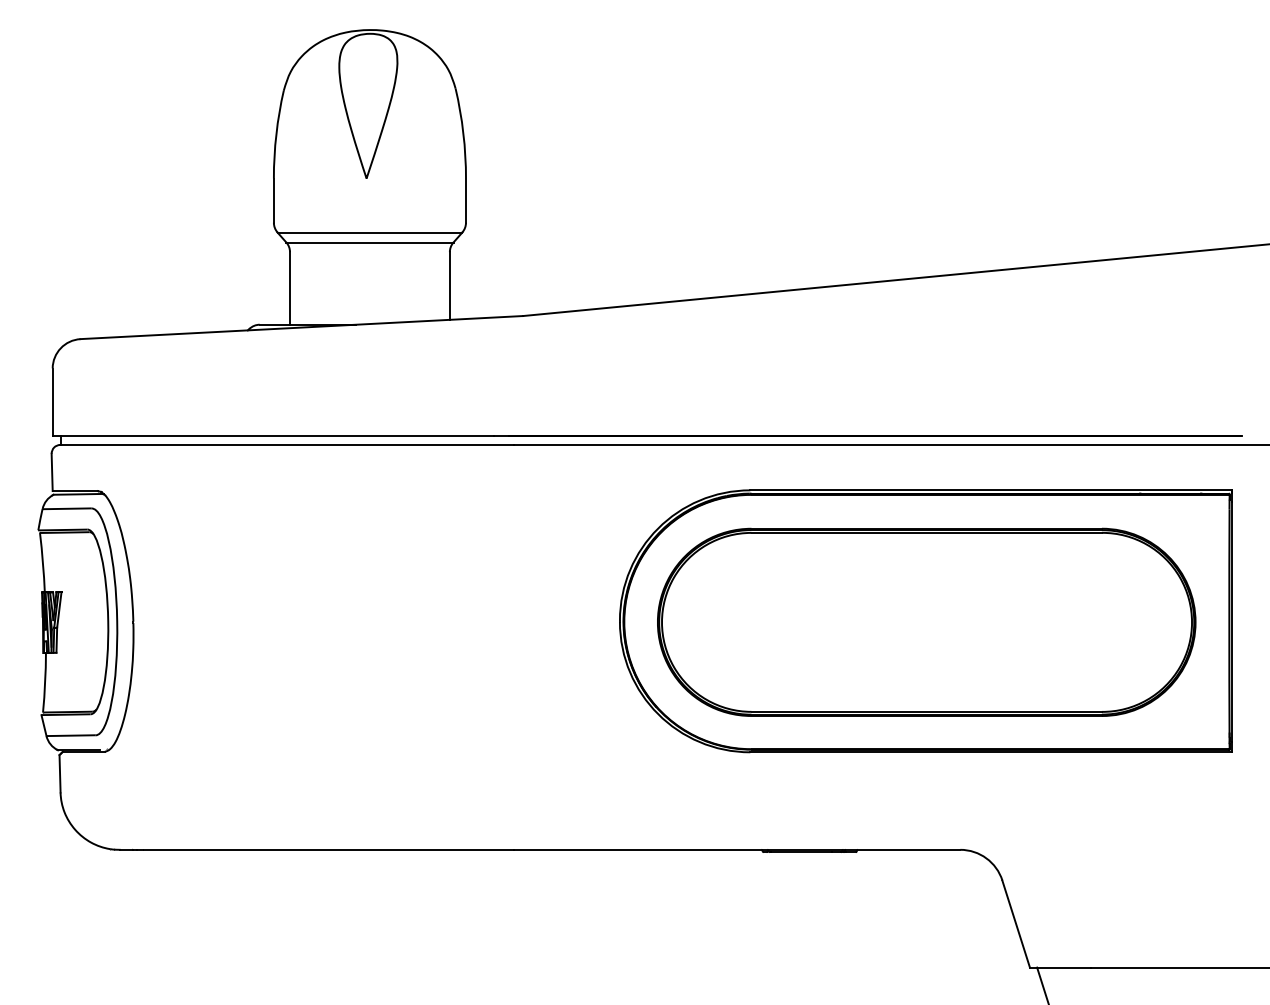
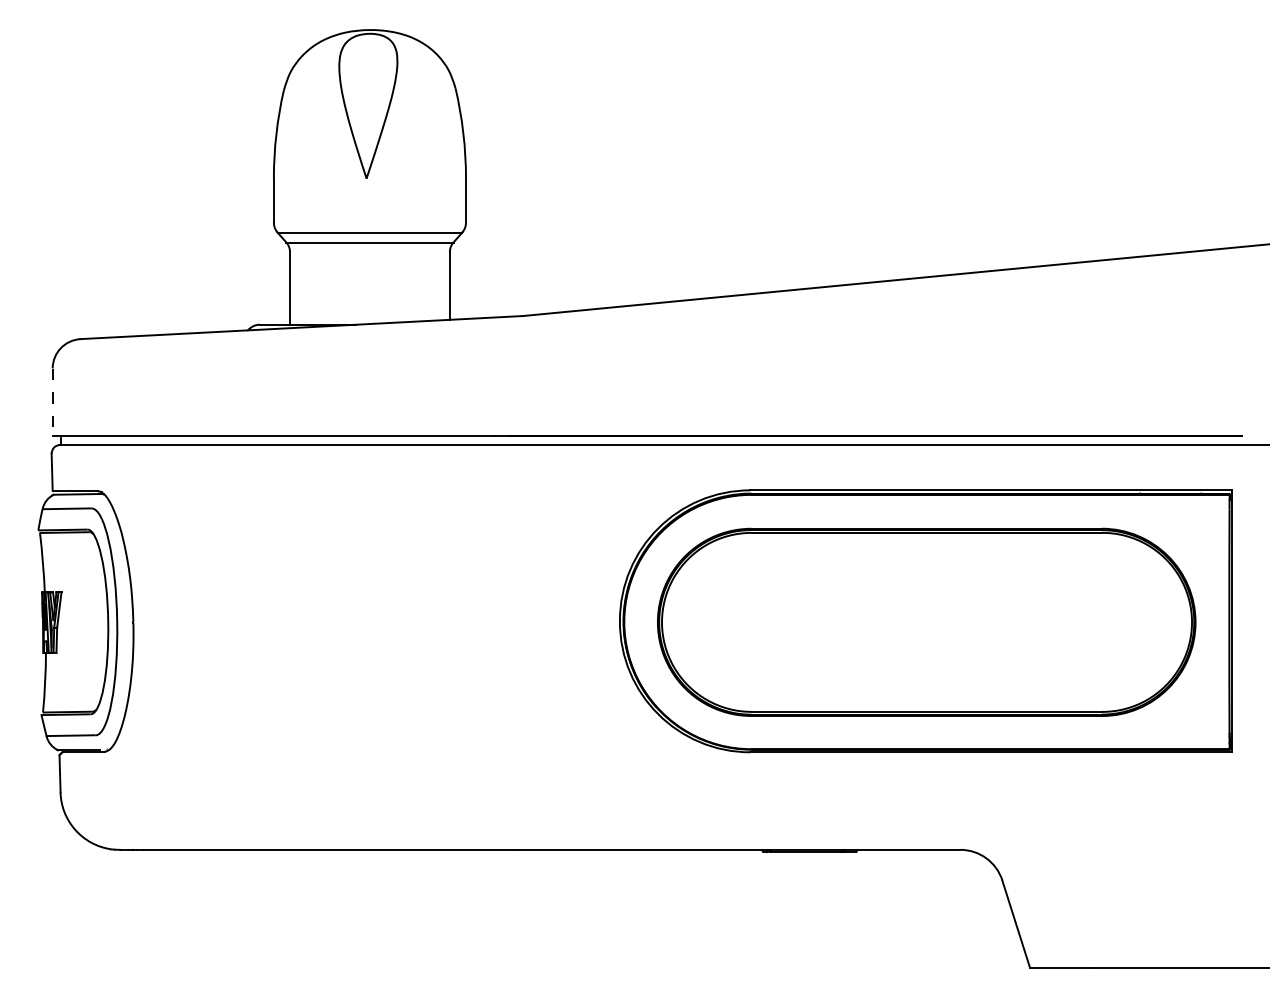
line: solid -> dashed (52, 402)
line: present -> none (1042, 984)
